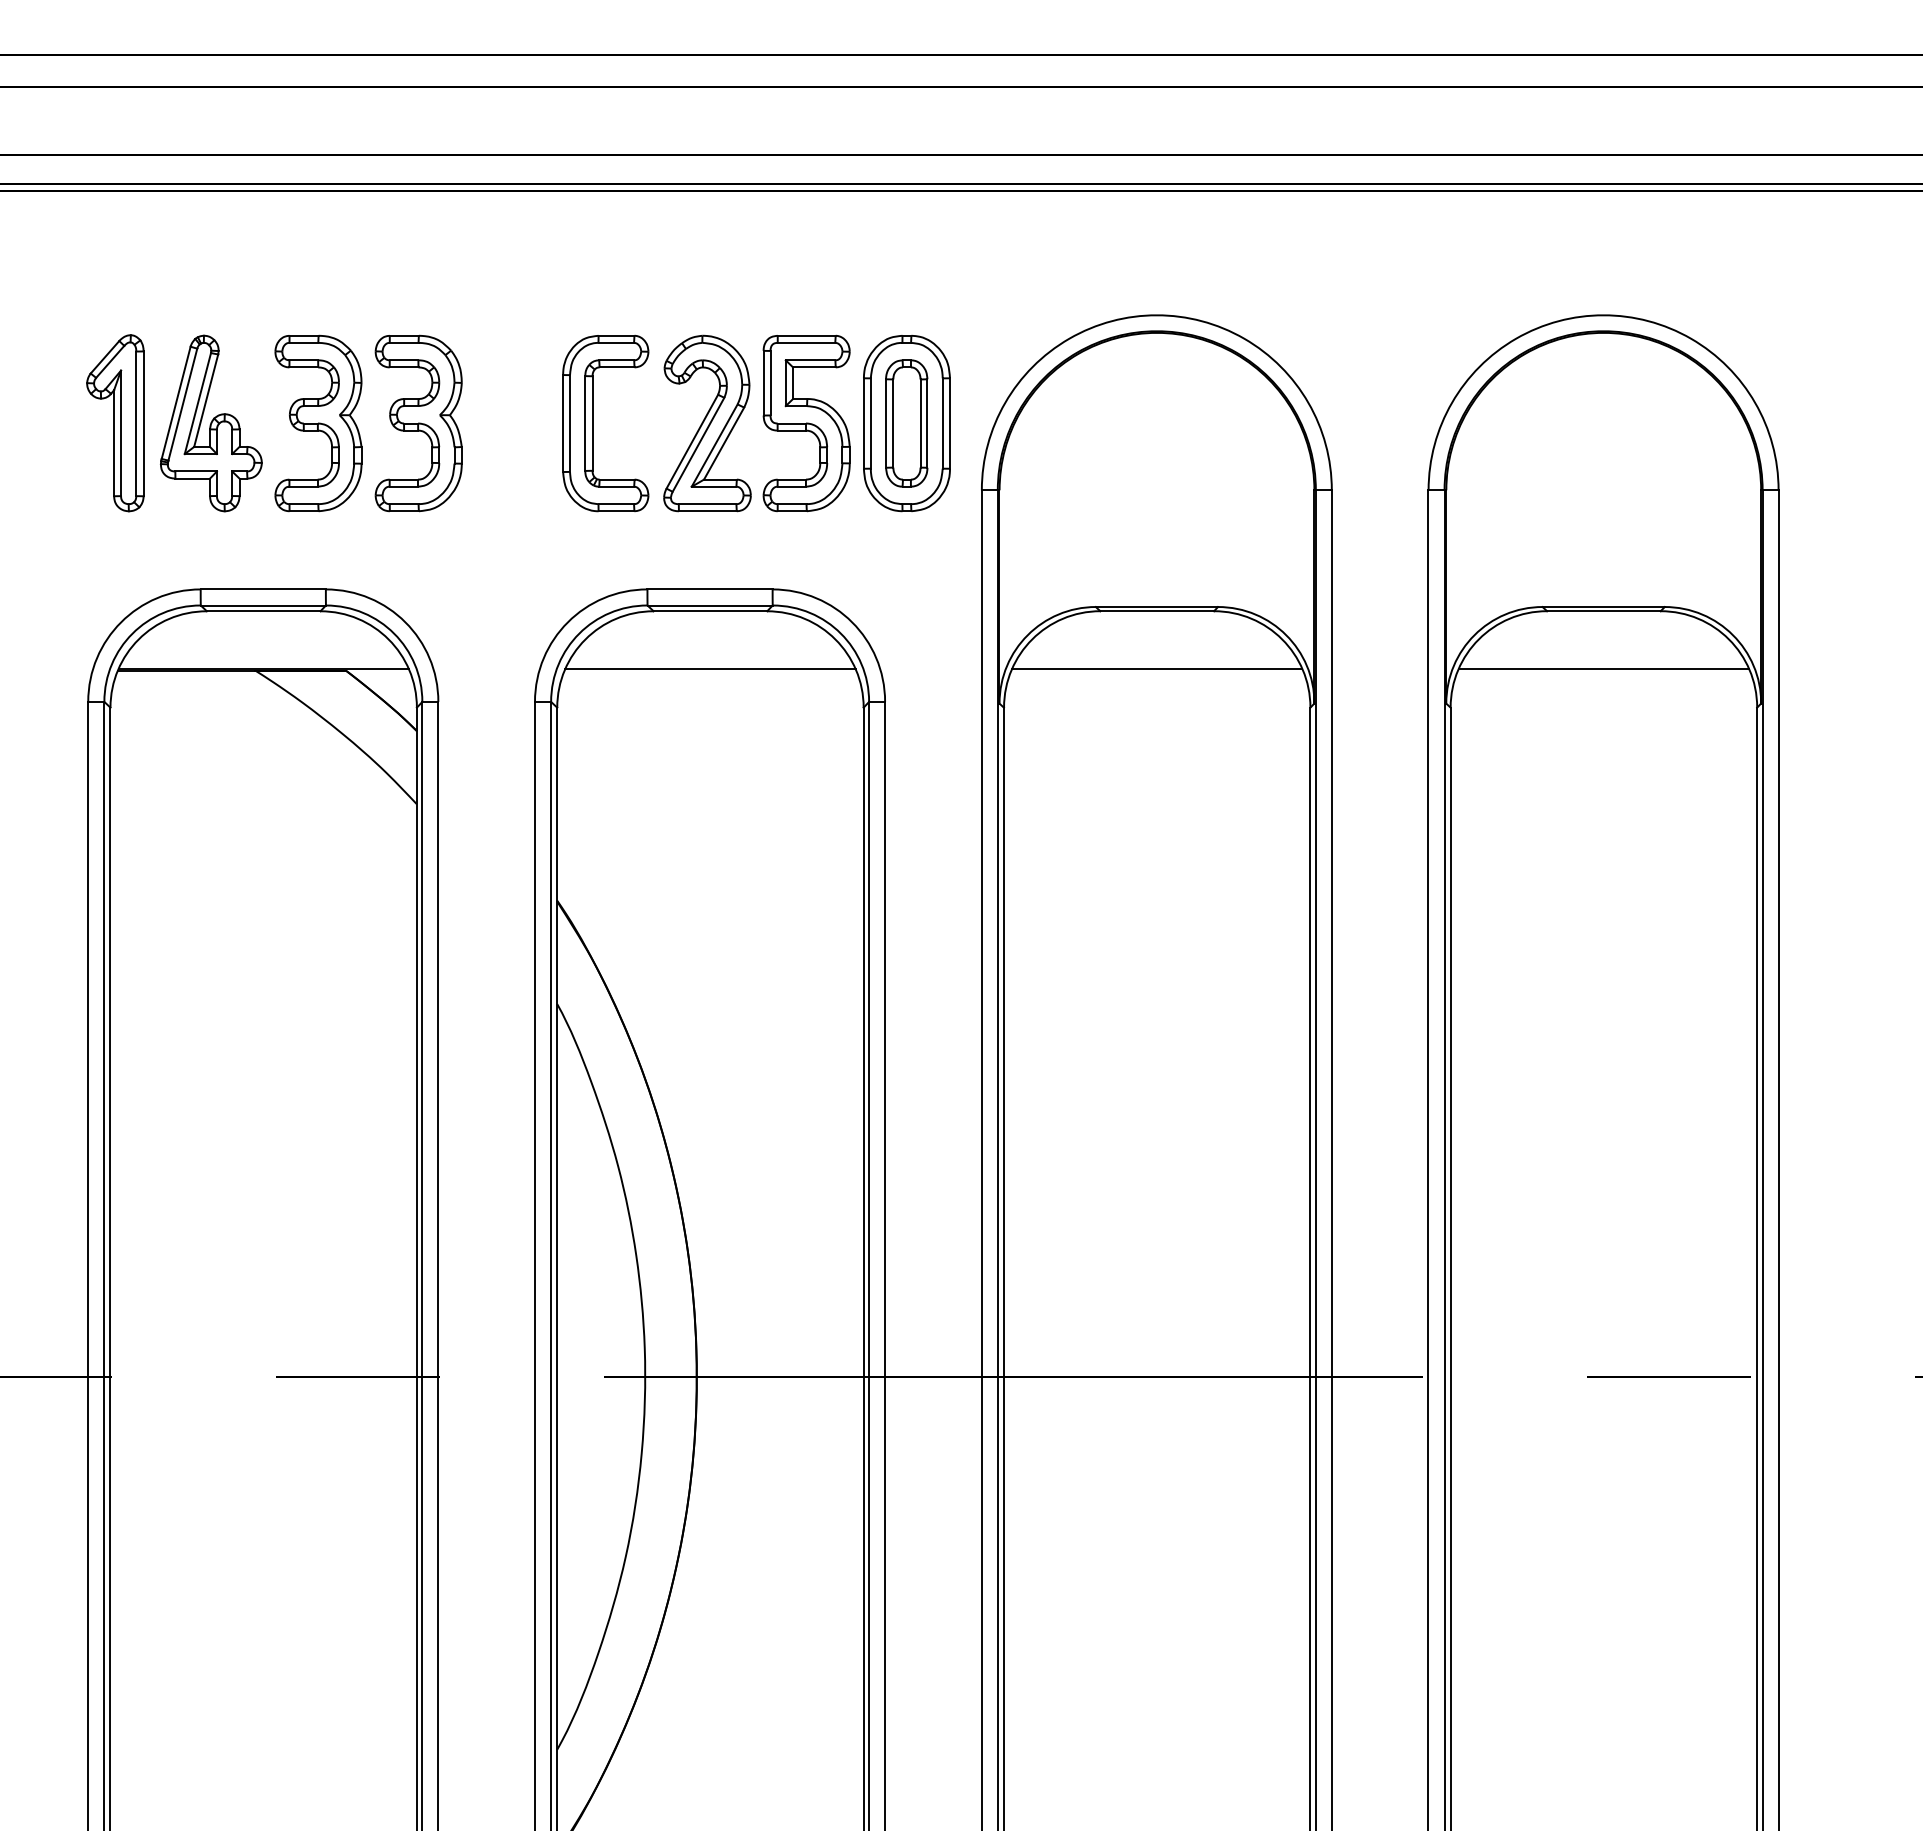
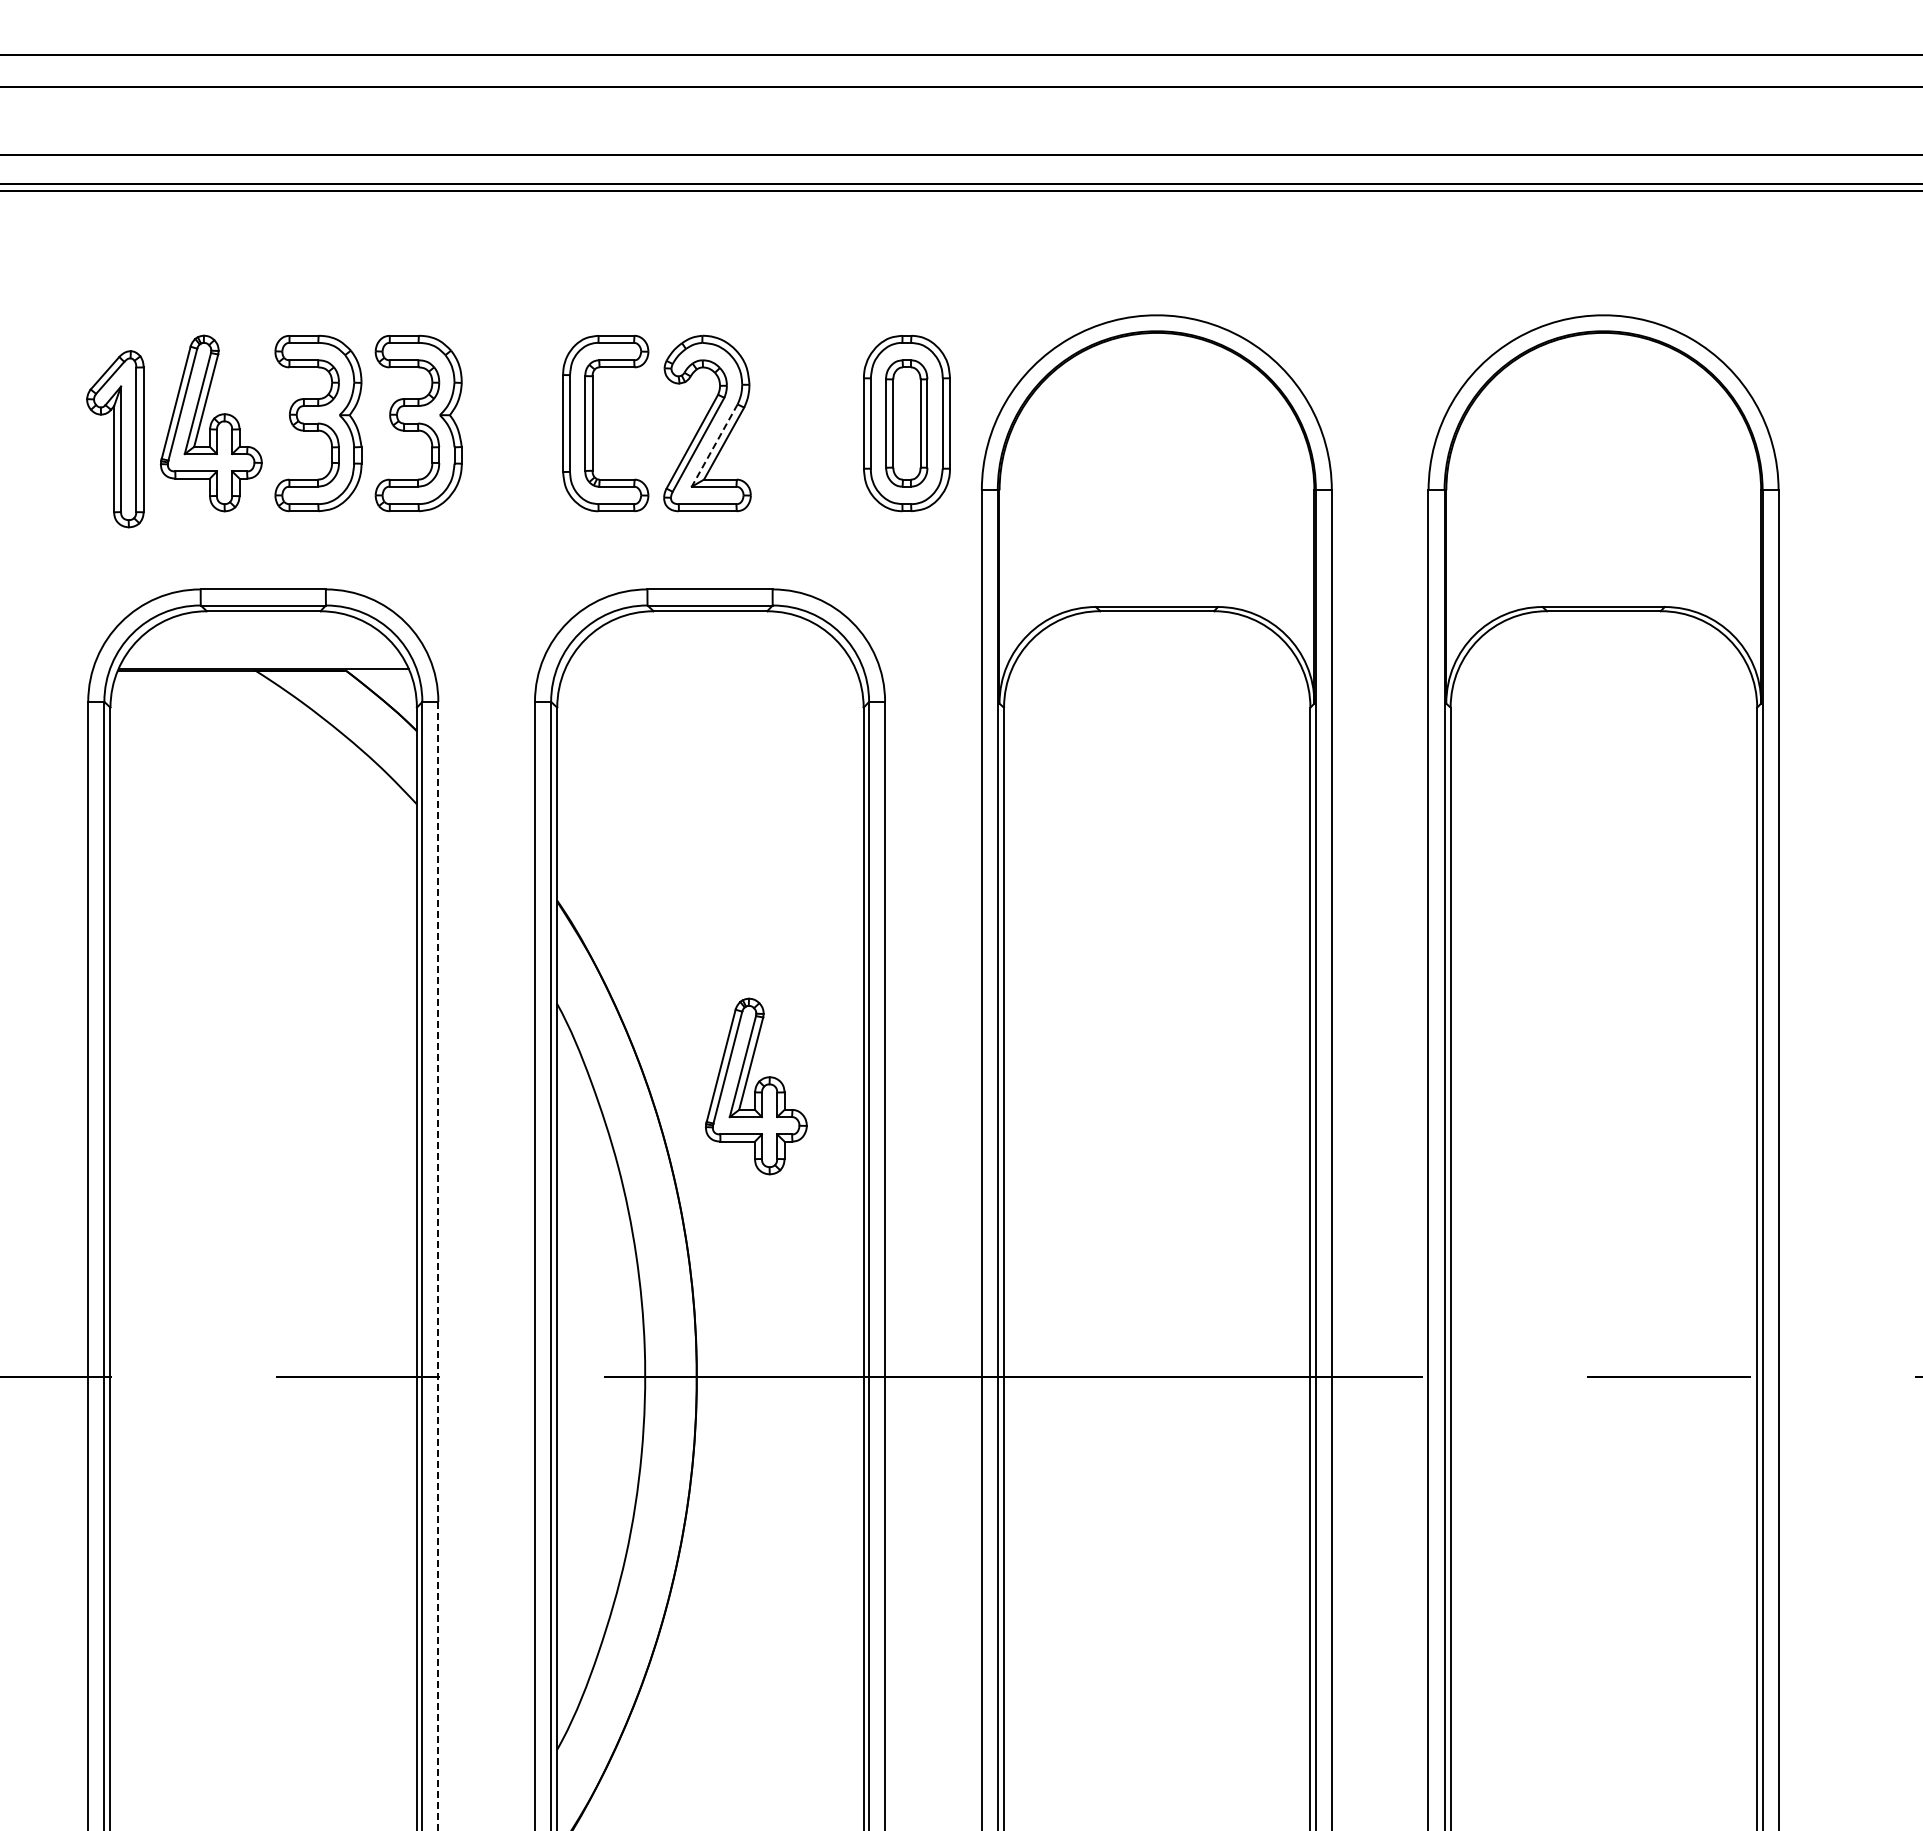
part position: (115, 423) -> (115, 439) (115, 439)
part: present -> none (806, 423)
line: solid -> dashed (714, 446)
line: present -> none (710, 669)
line: present -> none (1157, 669)
line: present -> none (1603, 669)
part: none -> present (756, 1086)
line: solid -> dashed (438, 1266)
